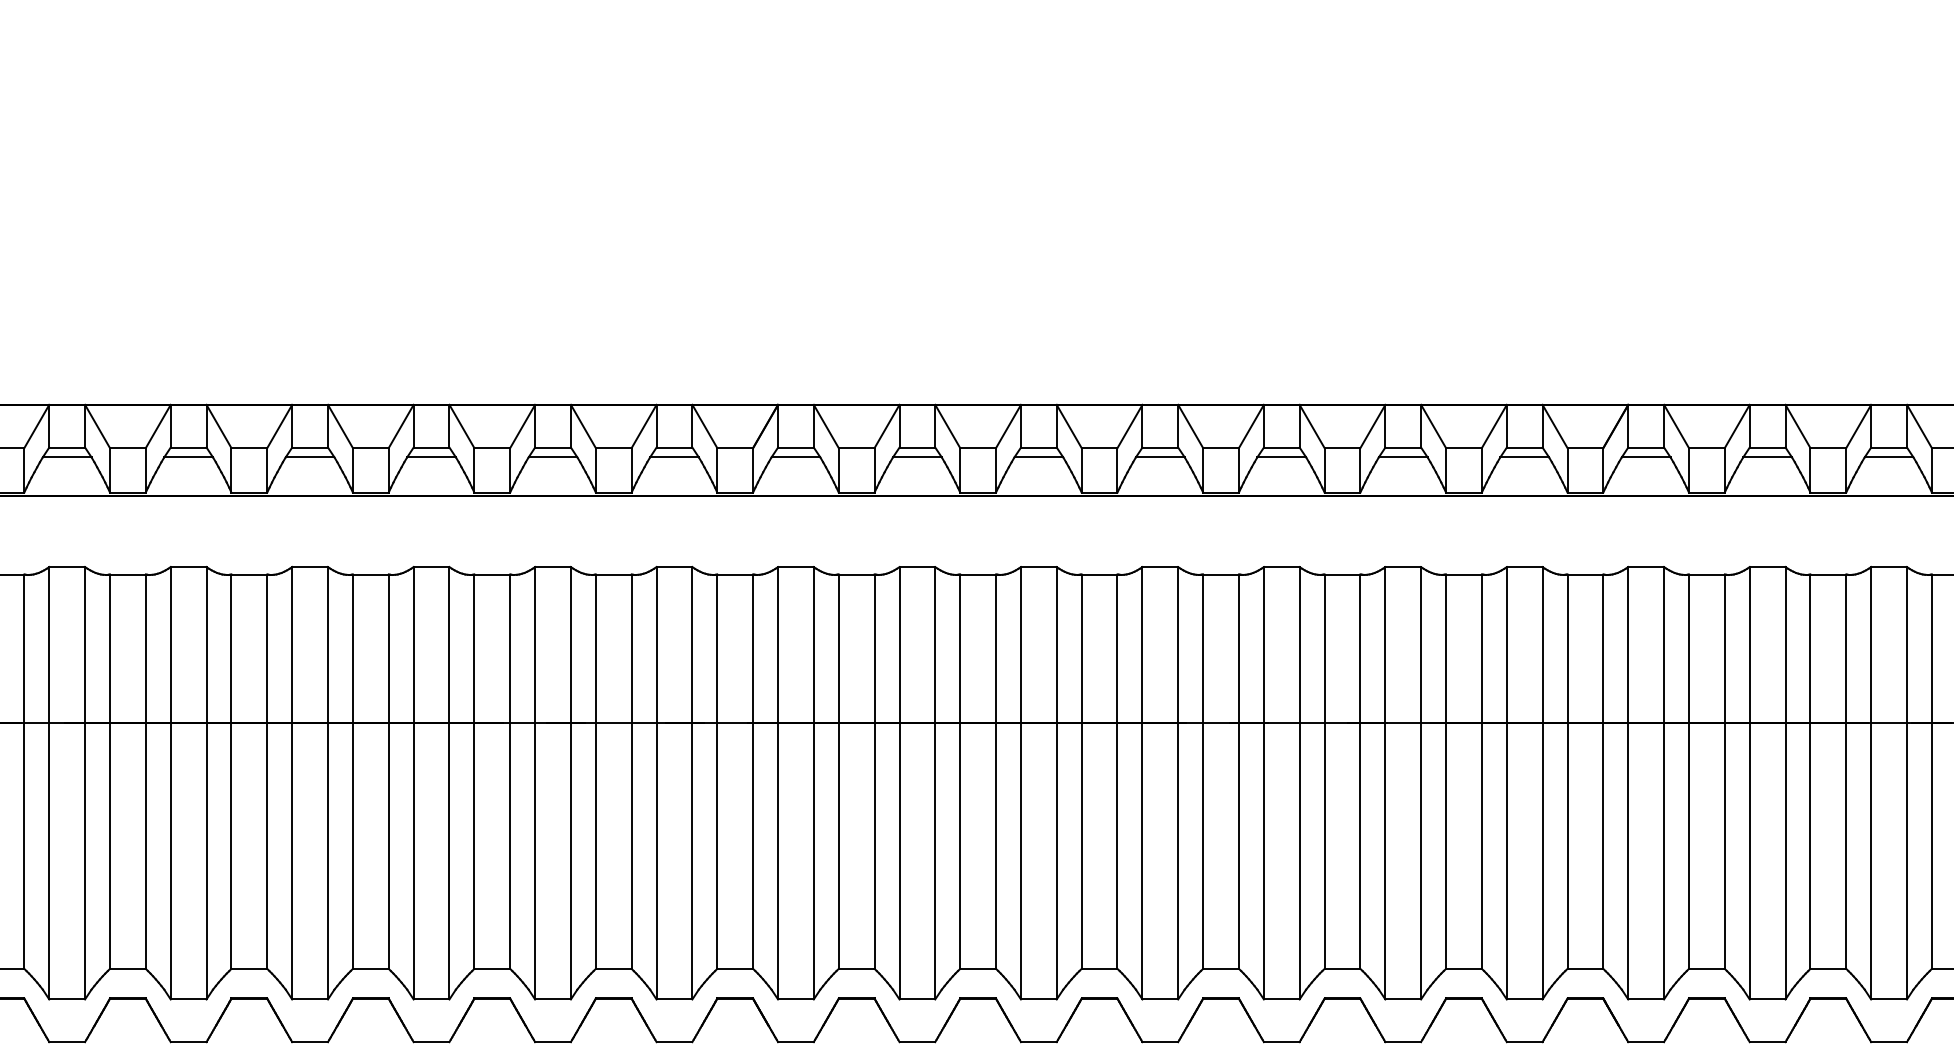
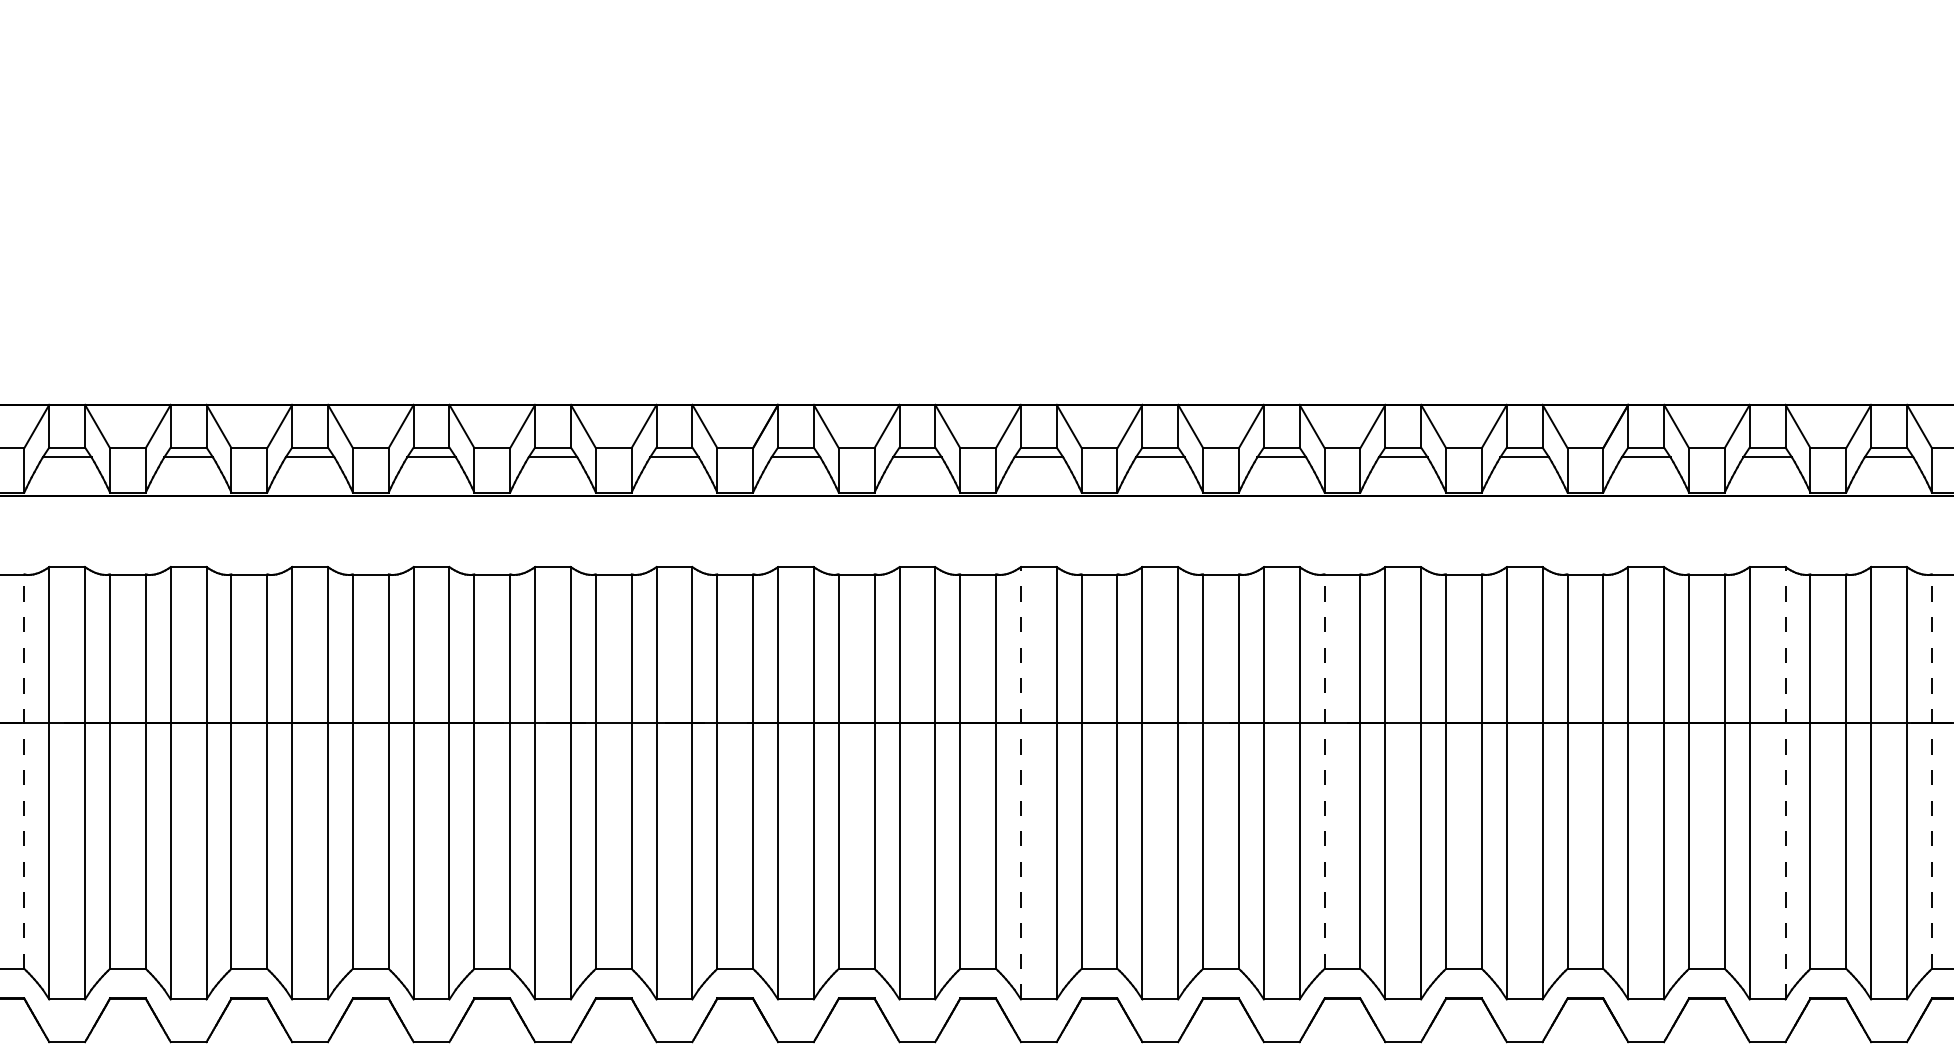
line: solid -> dashed (24, 771)
line: solid -> dashed (1324, 771)
line: solid -> dashed (1931, 771)
line: solid -> dashed (1021, 782)
line: solid -> dashed (1785, 782)
